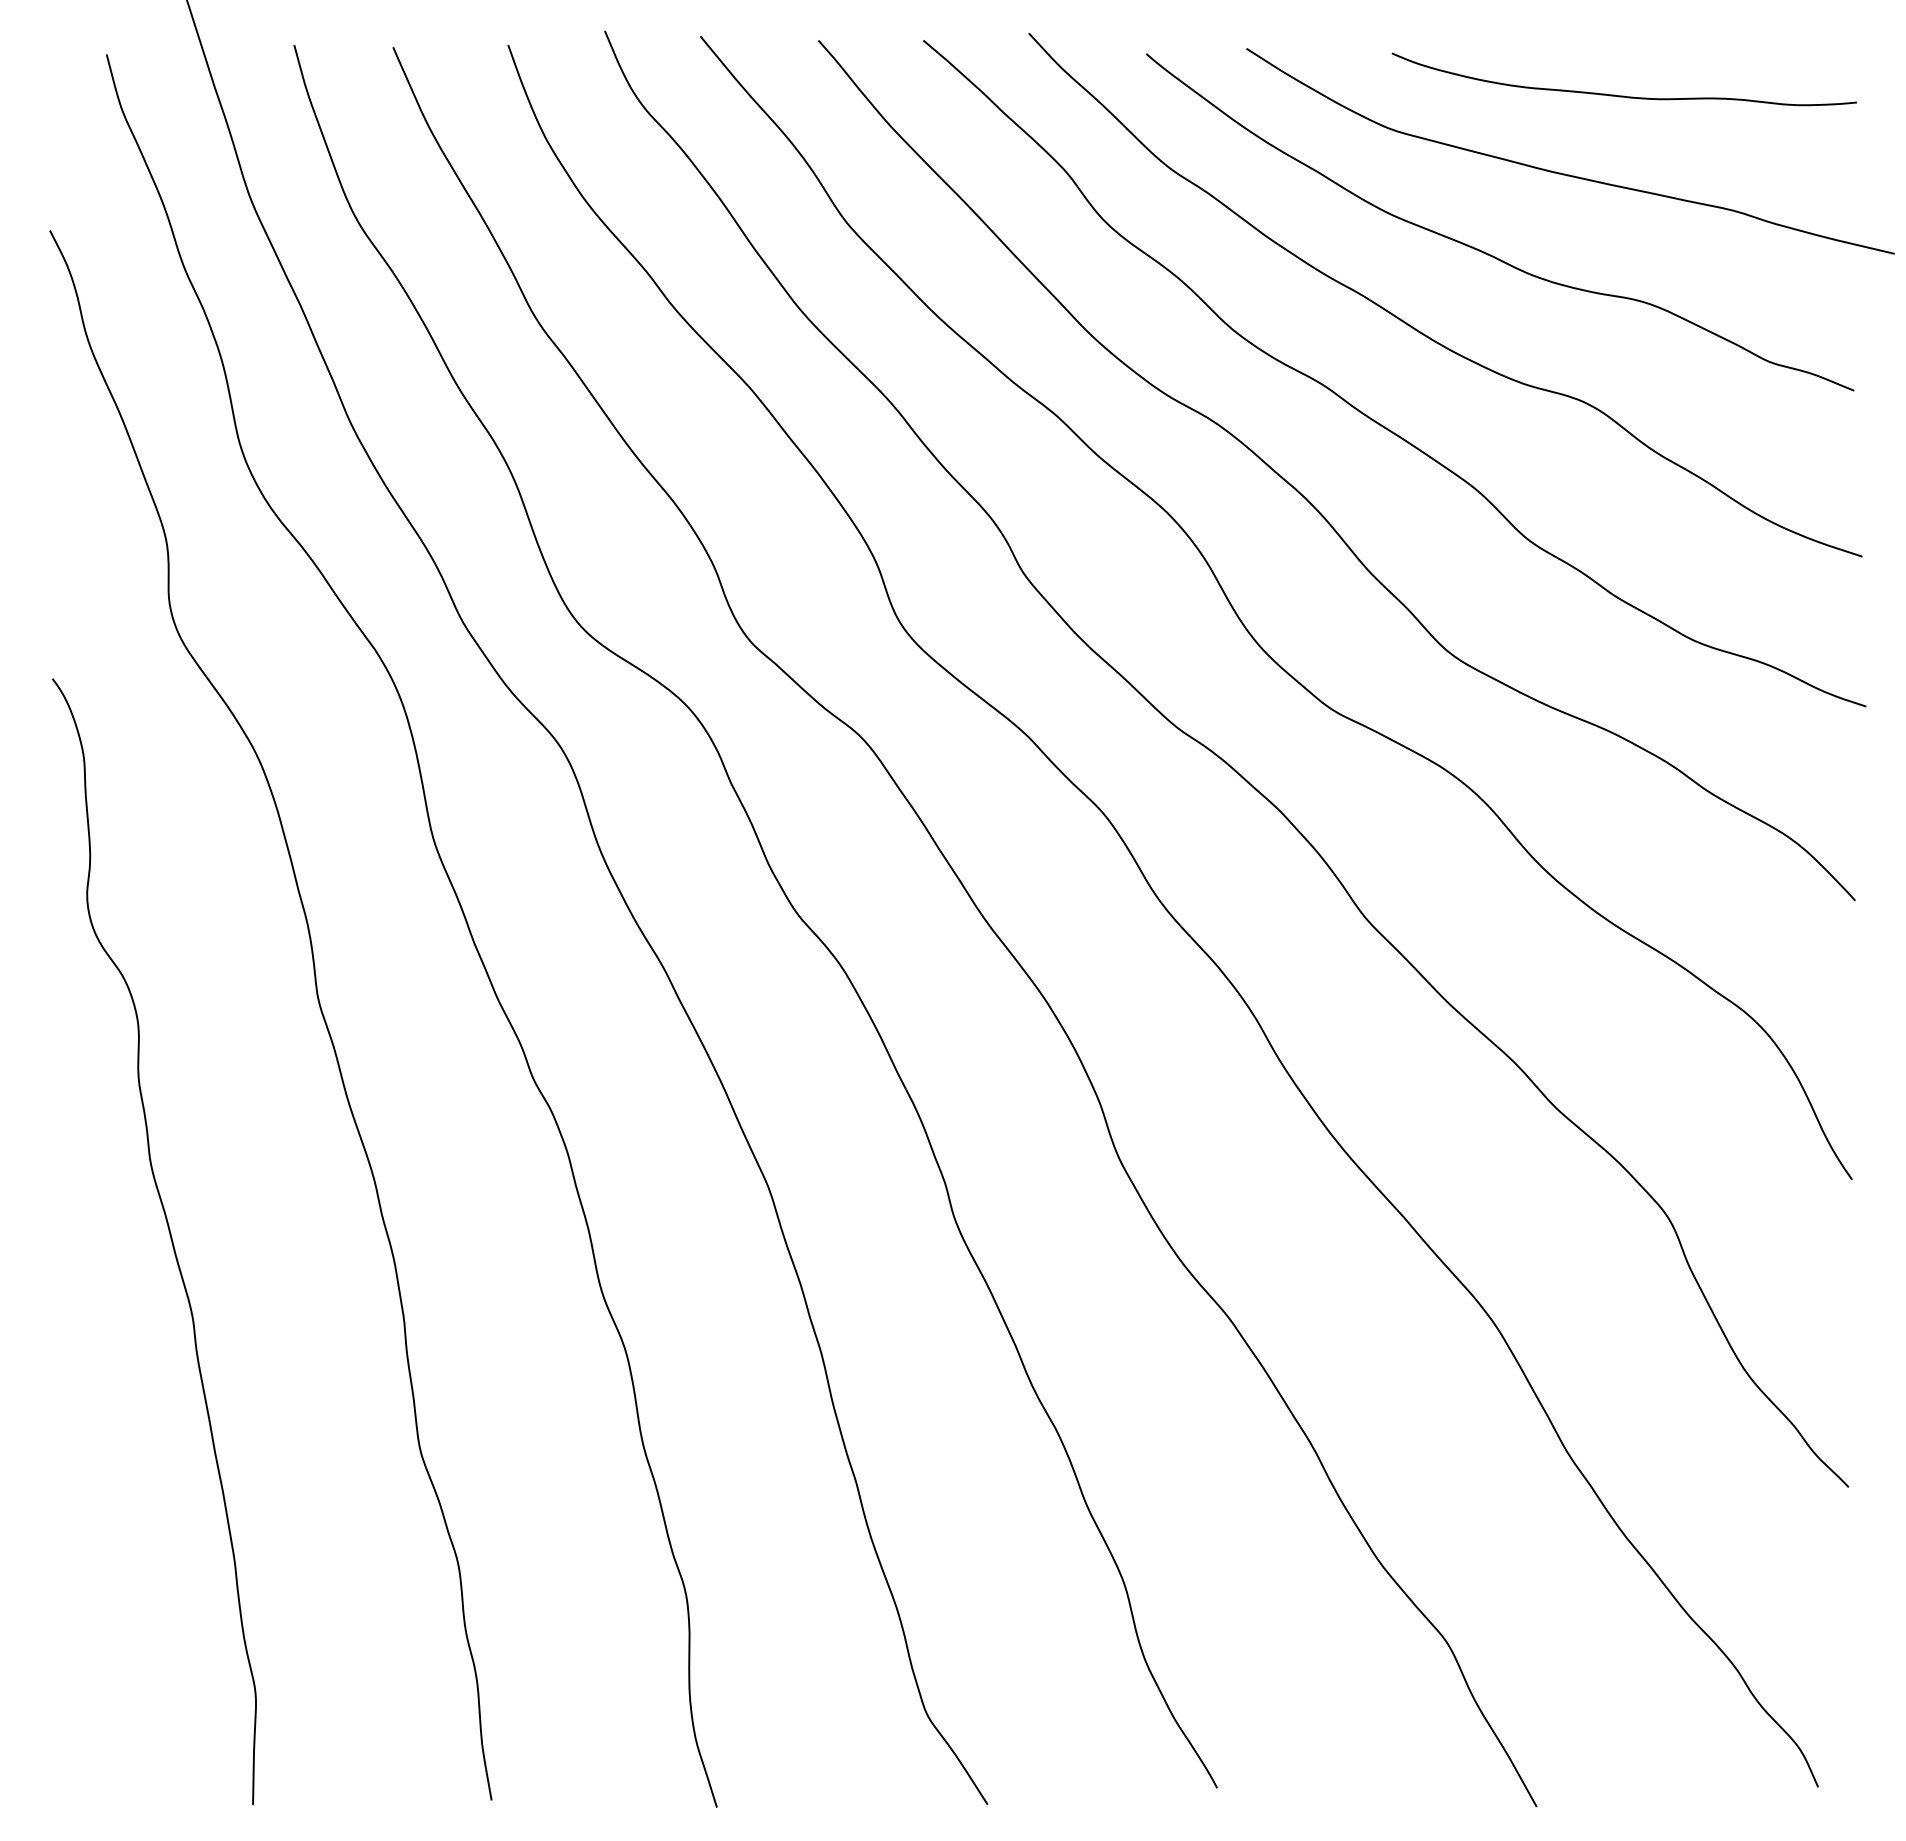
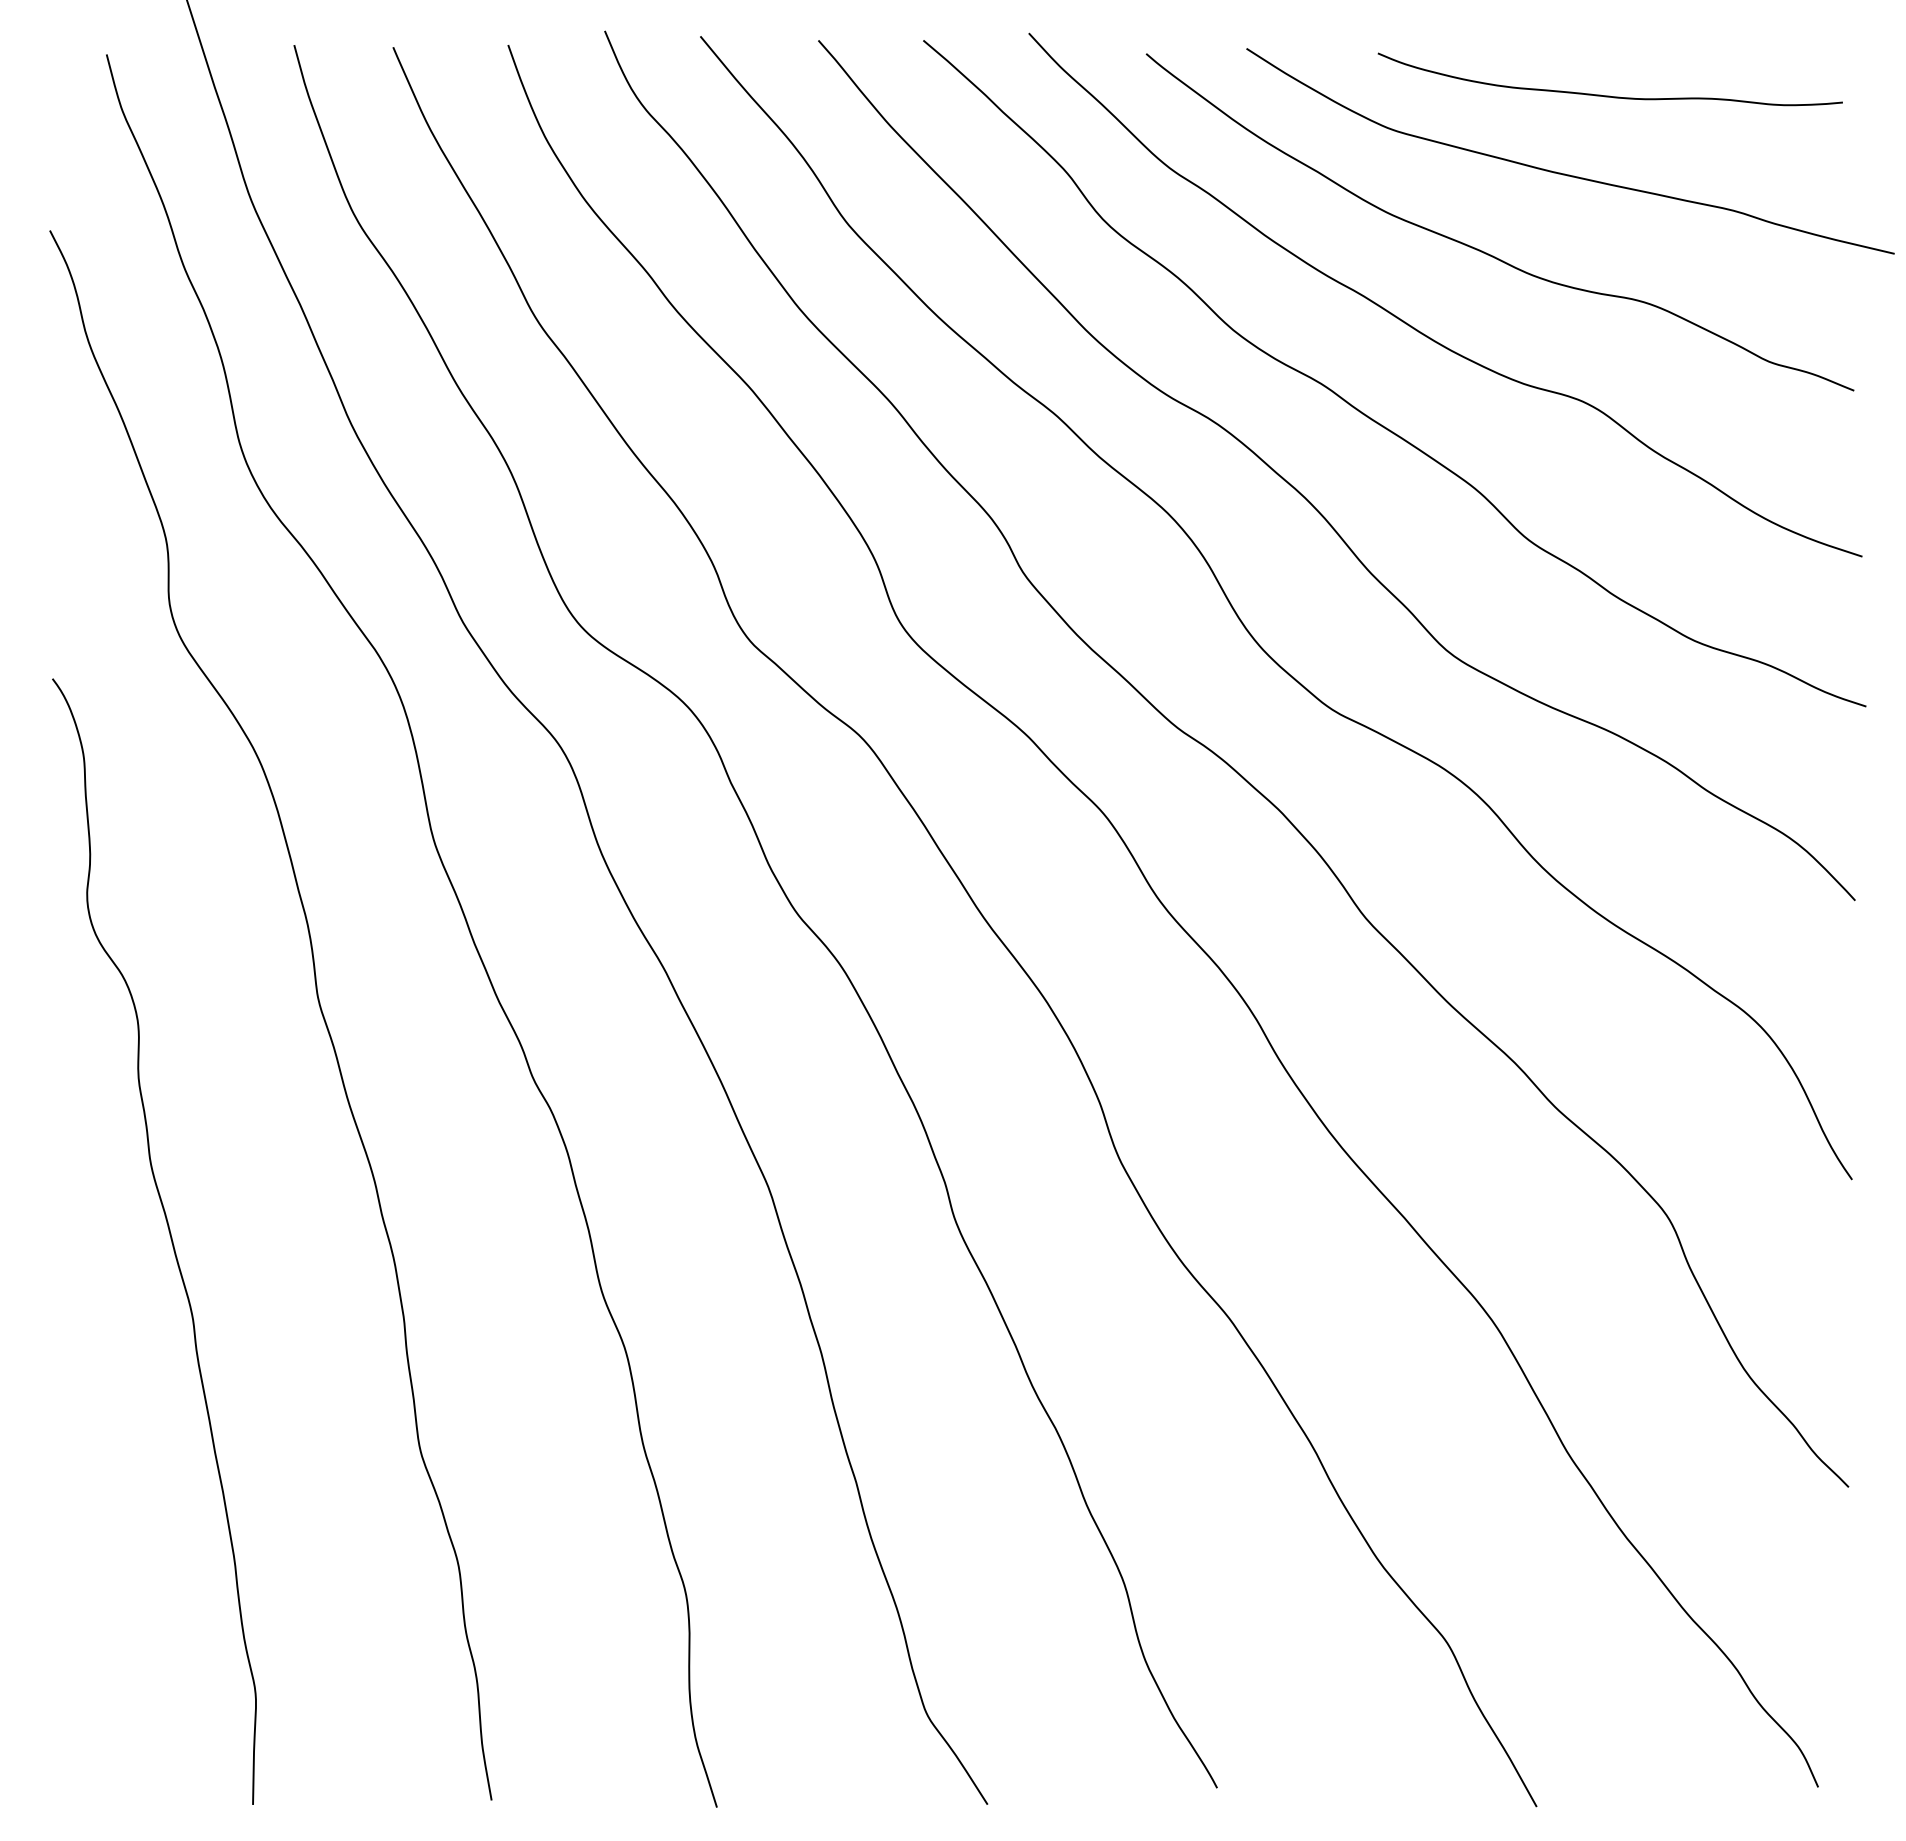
curve position: (1623, 95) -> (1609, 95) (1609, 95)
